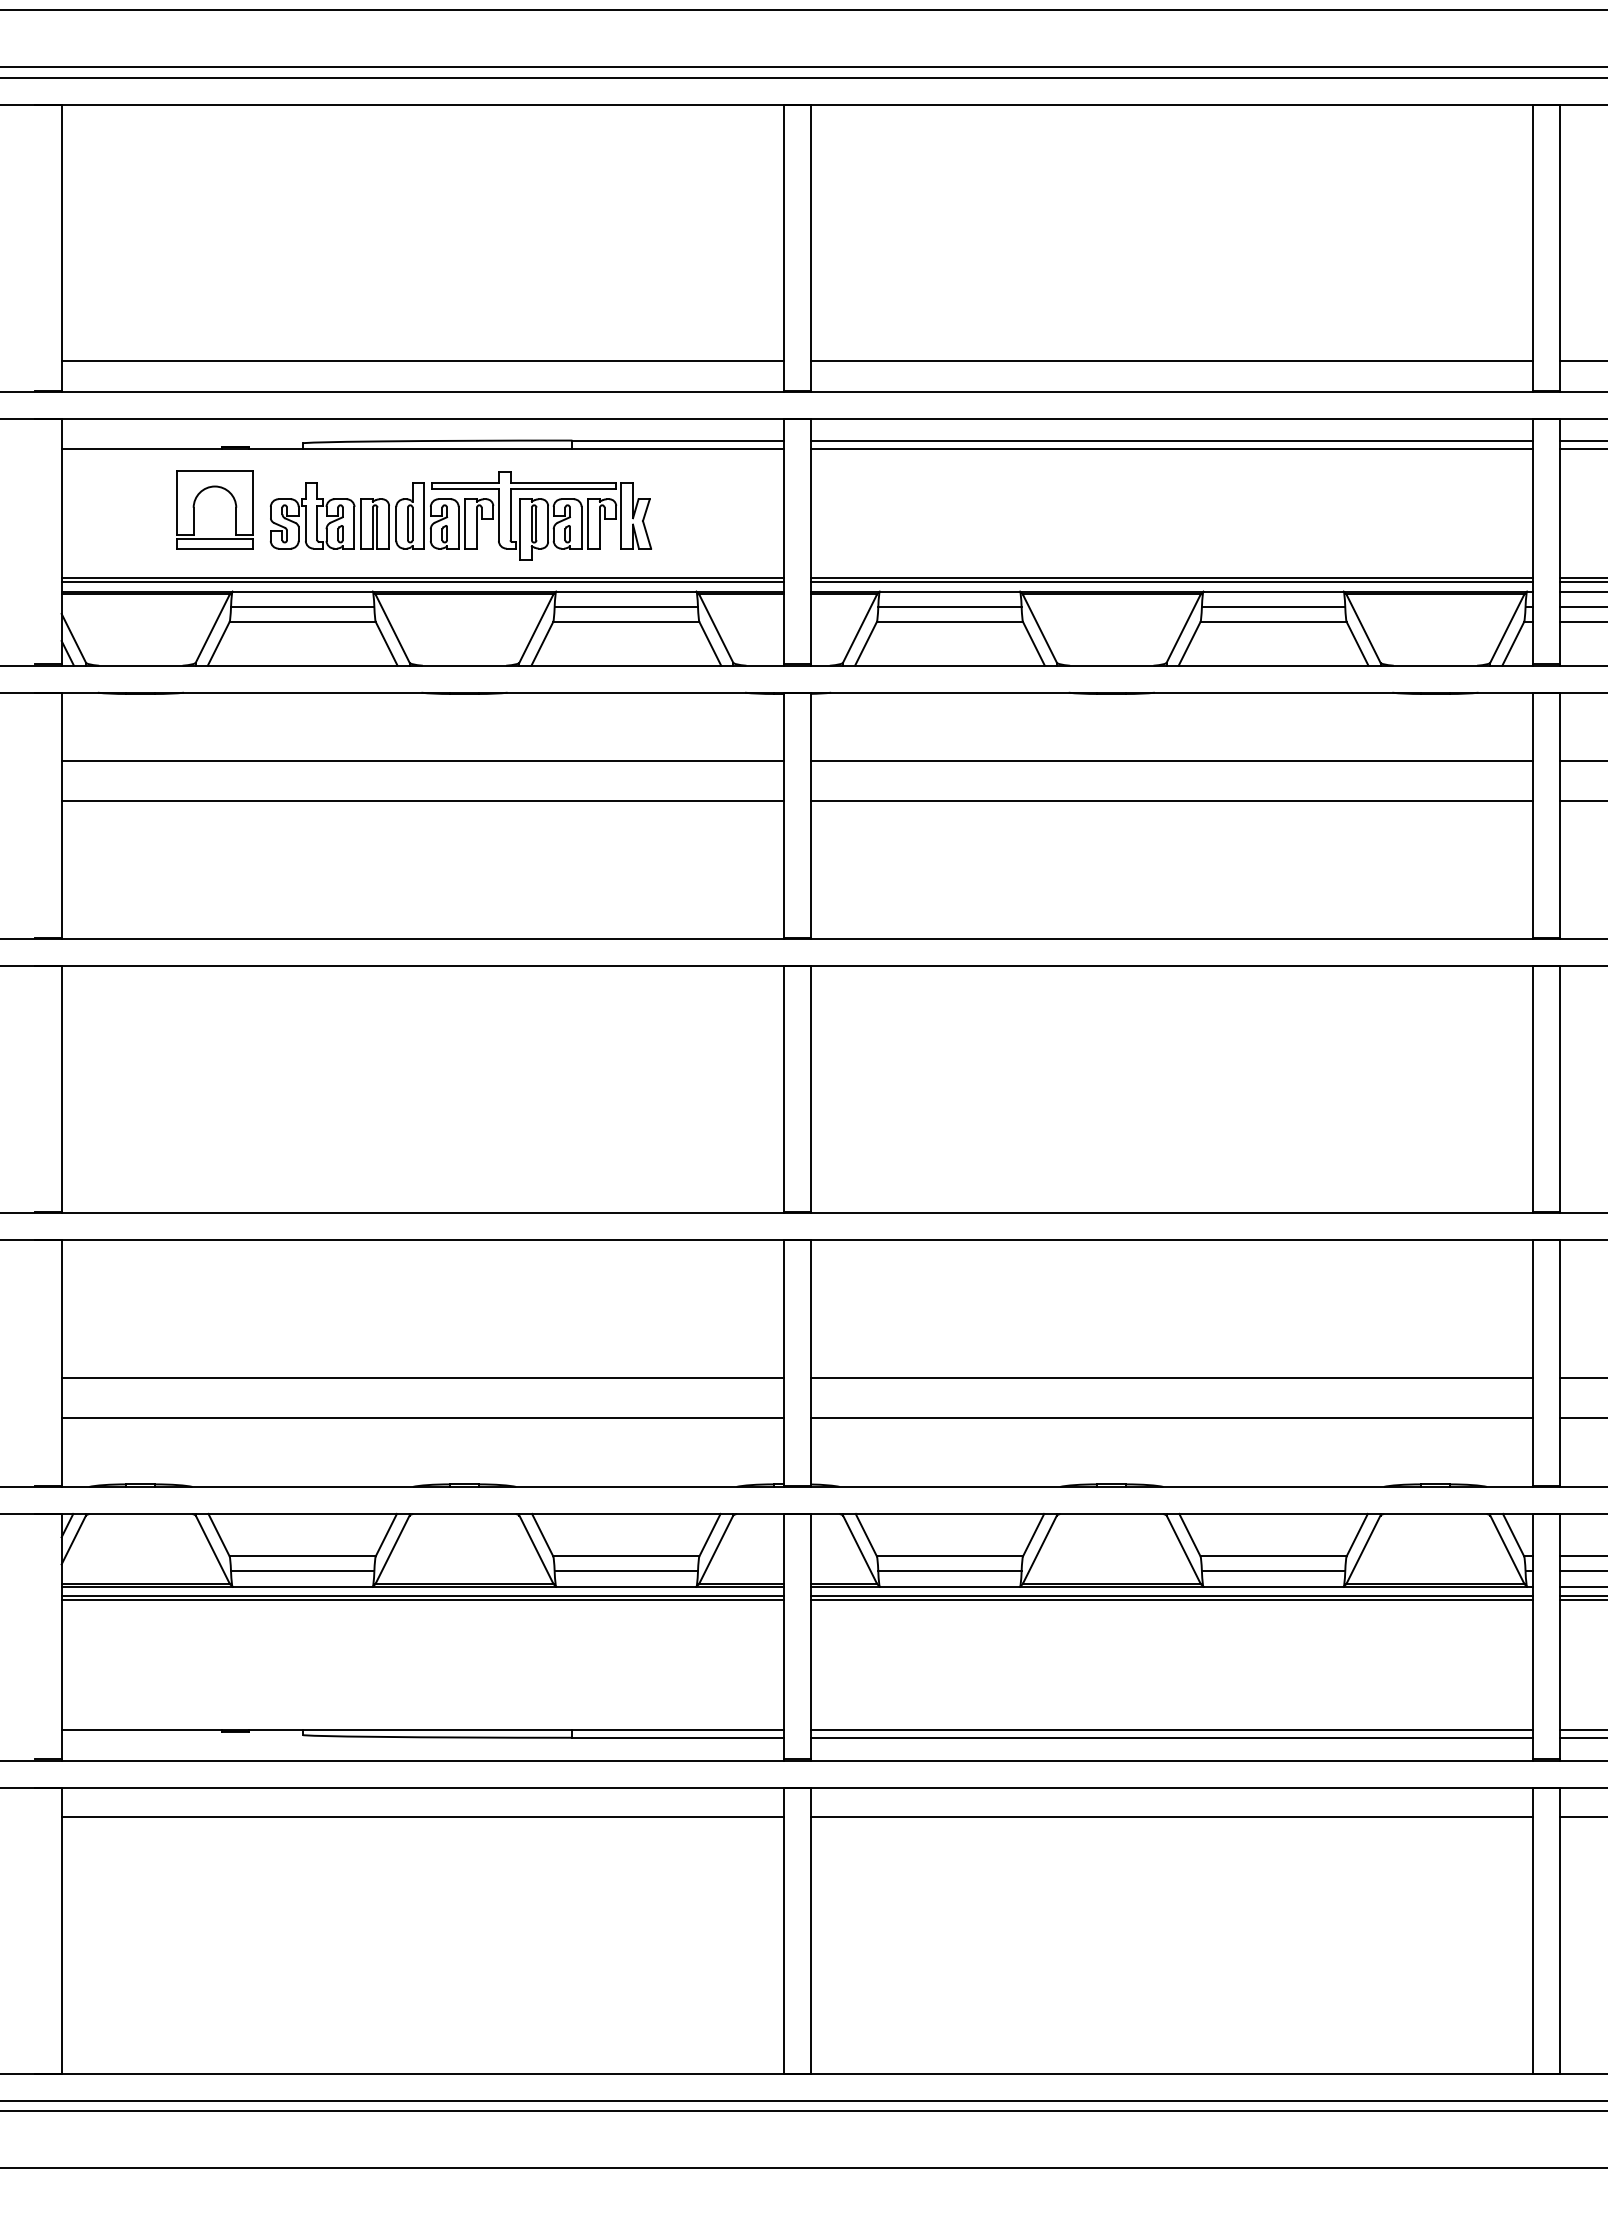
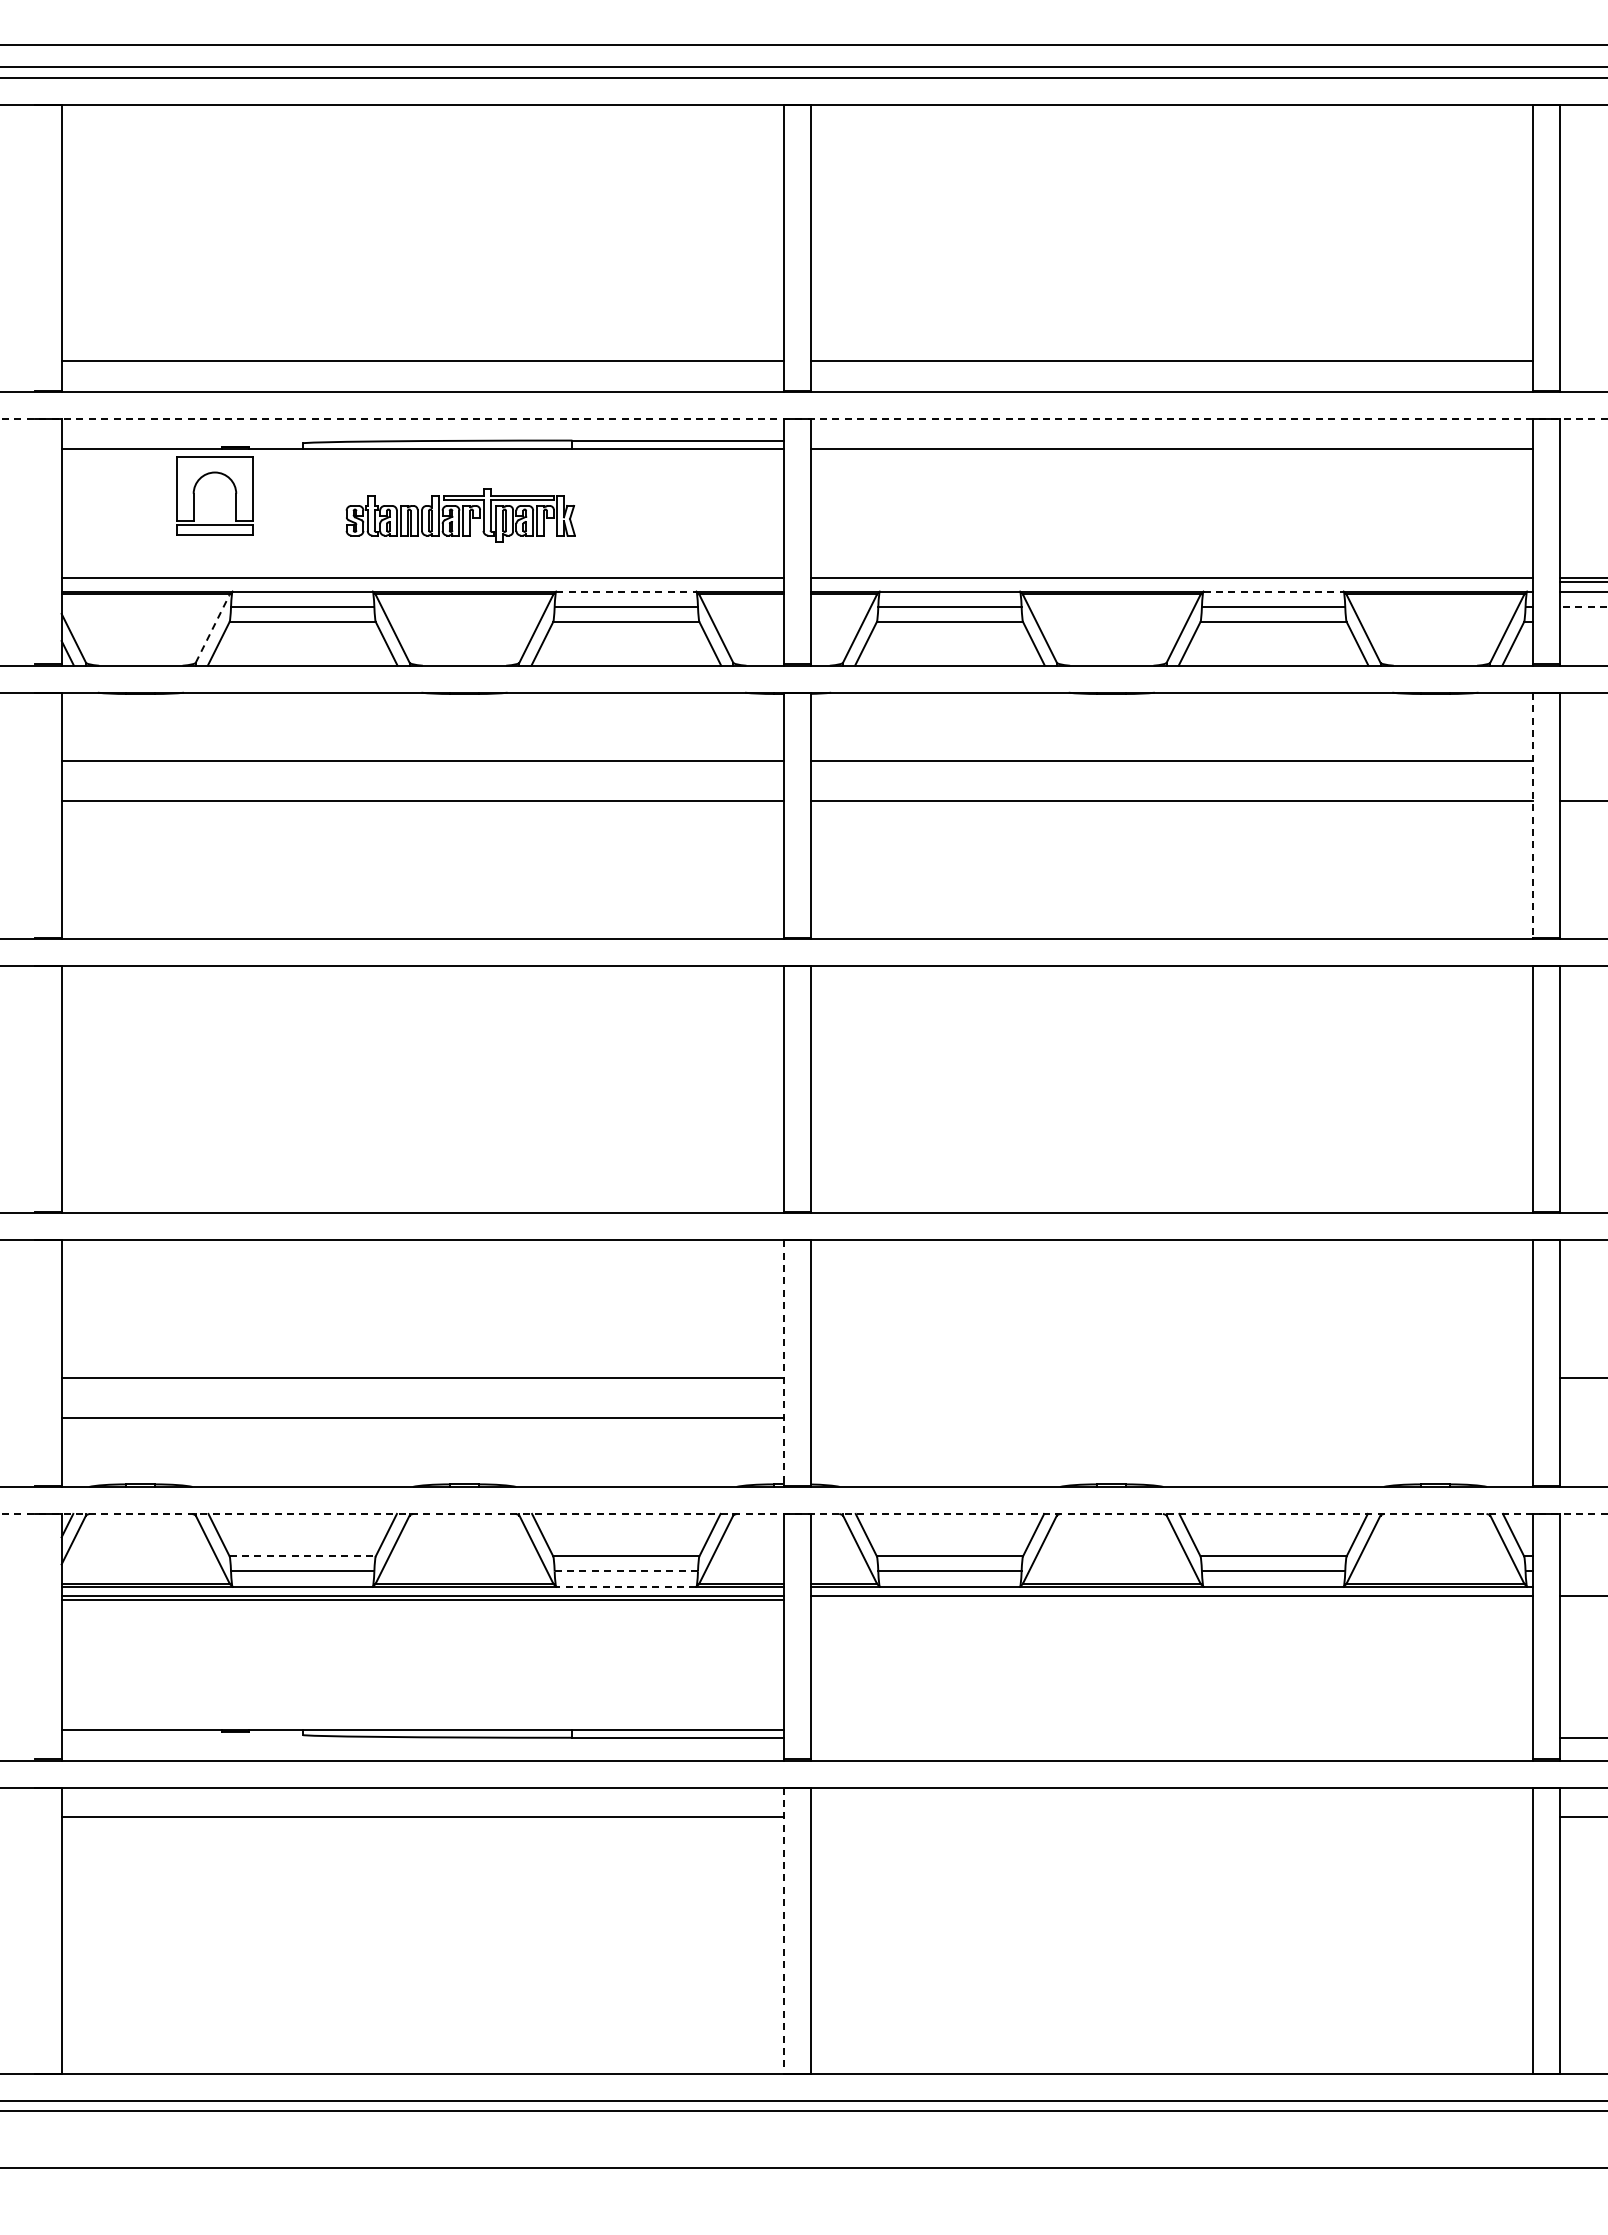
line position: (803, 10) -> (803, 45) (803, 45)
line: present -> none (1581, 361)
line: solid -> dashed (803, 418)
line: present -> none (1171, 440)
line: present -> none (1581, 440)
line: present -> none (1581, 448)
part position: (195, 503) -> (195, 489) (195, 489)
part size: 383x90 px -> 231x55 px (460, 515)
line: present -> none (422, 582)
line: present -> none (1171, 582)
line: solid -> dashed (626, 591)
line: solid -> dashed (1274, 591)
line: solid -> dashed (1583, 606)
line: present -> none (1581, 622)
line: solid -> dashed (212, 629)
line: present -> none (1581, 760)
line: solid -> dashed (1532, 815)
line: solid -> dashed (783, 1362)
line: present -> none (1171, 1377)
line: present -> none (1171, 1417)
line: present -> none (1581, 1417)
line: solid -> dashed (803, 1513)
line: solid -> dashed (303, 1556)
line: present -> none (1581, 1556)
line: solid -> dashed (626, 1571)
line: present -> none (1581, 1571)
line: solid -> dashed (625, 1586)
line: present -> none (1581, 1586)
line: present -> none (1171, 1600)
line: present -> none (1581, 1600)
line: present -> none (1171, 1729)
line: present -> none (1581, 1729)
line: present -> none (1171, 1737)
line: present -> none (1171, 1817)
line: solid -> dashed (783, 1930)
